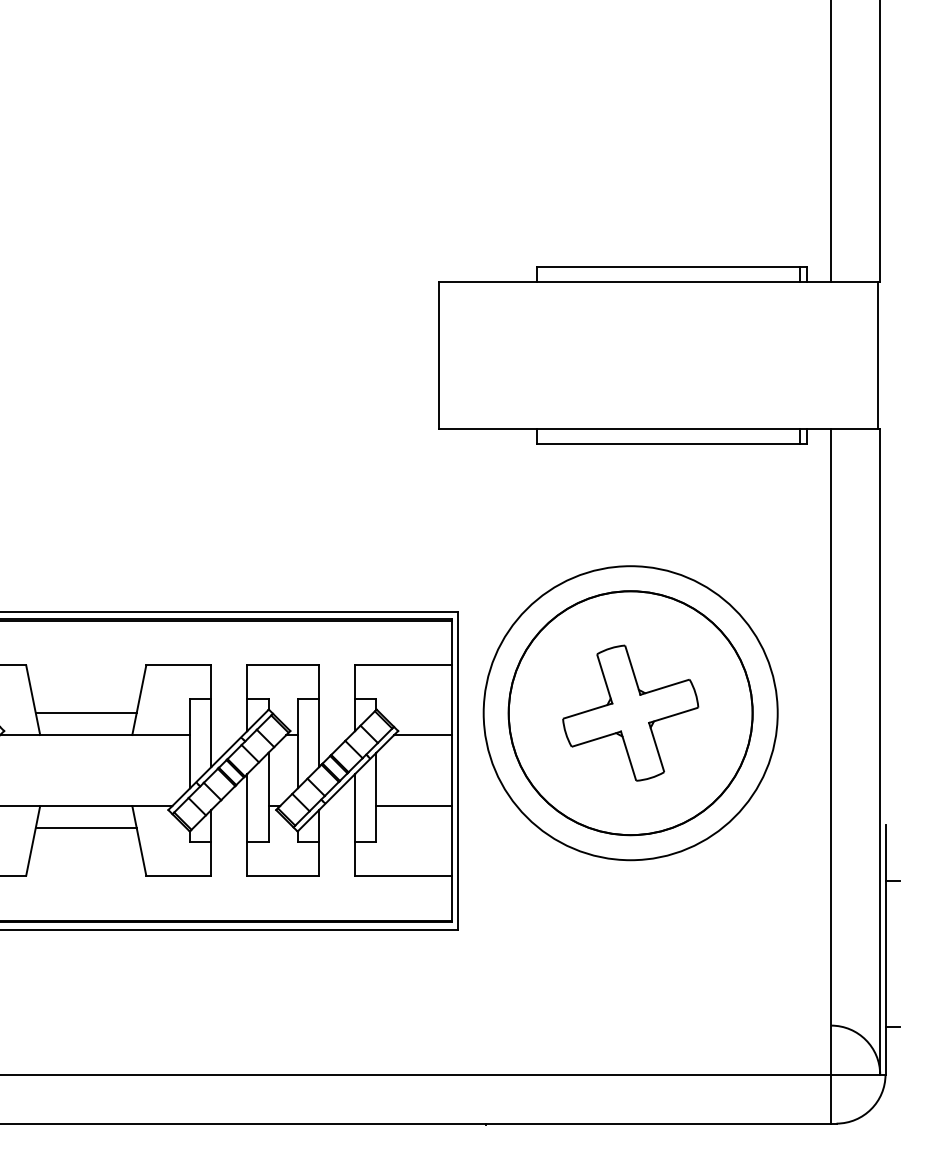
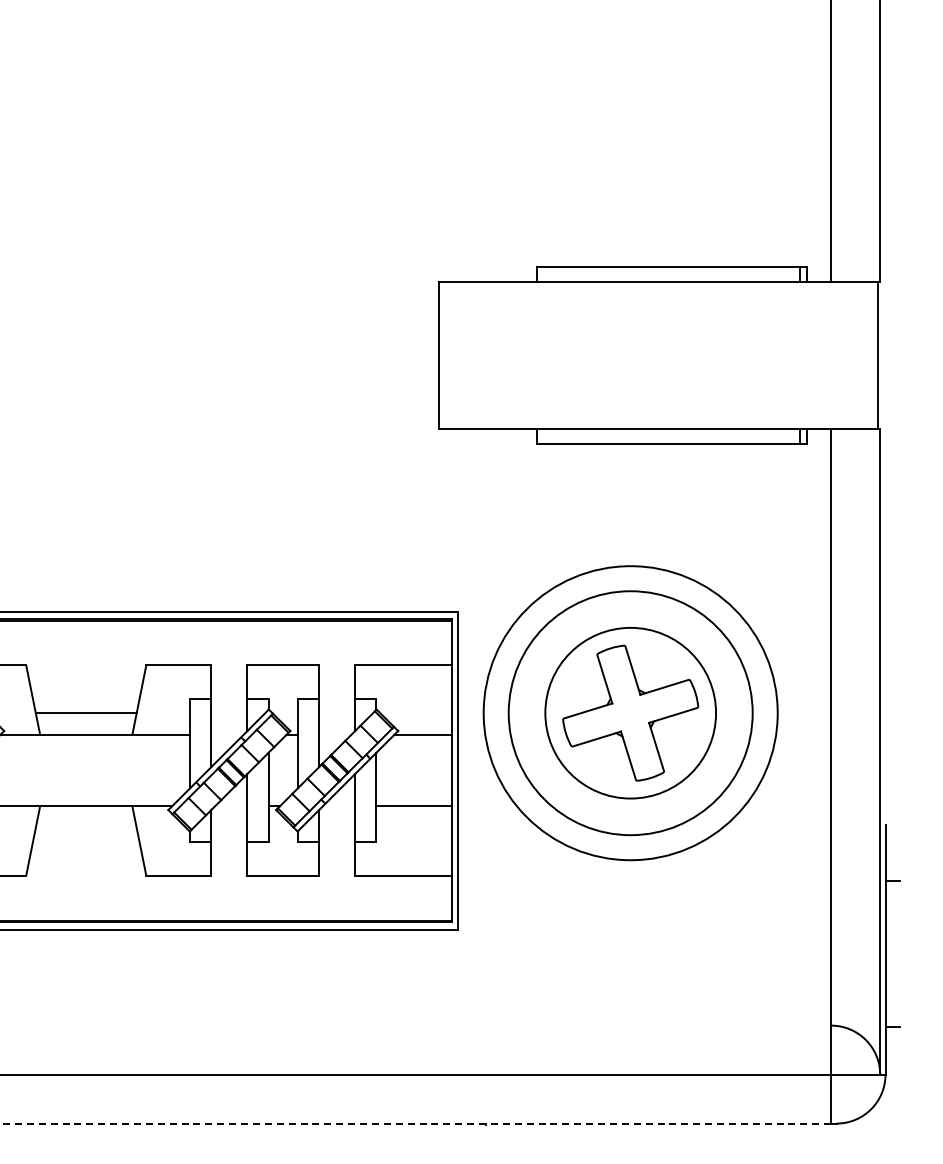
circle diameter: 244 px -> 171 px (630, 712)
line: present -> none (85, 828)
line: solid -> dashed (415, 1123)
